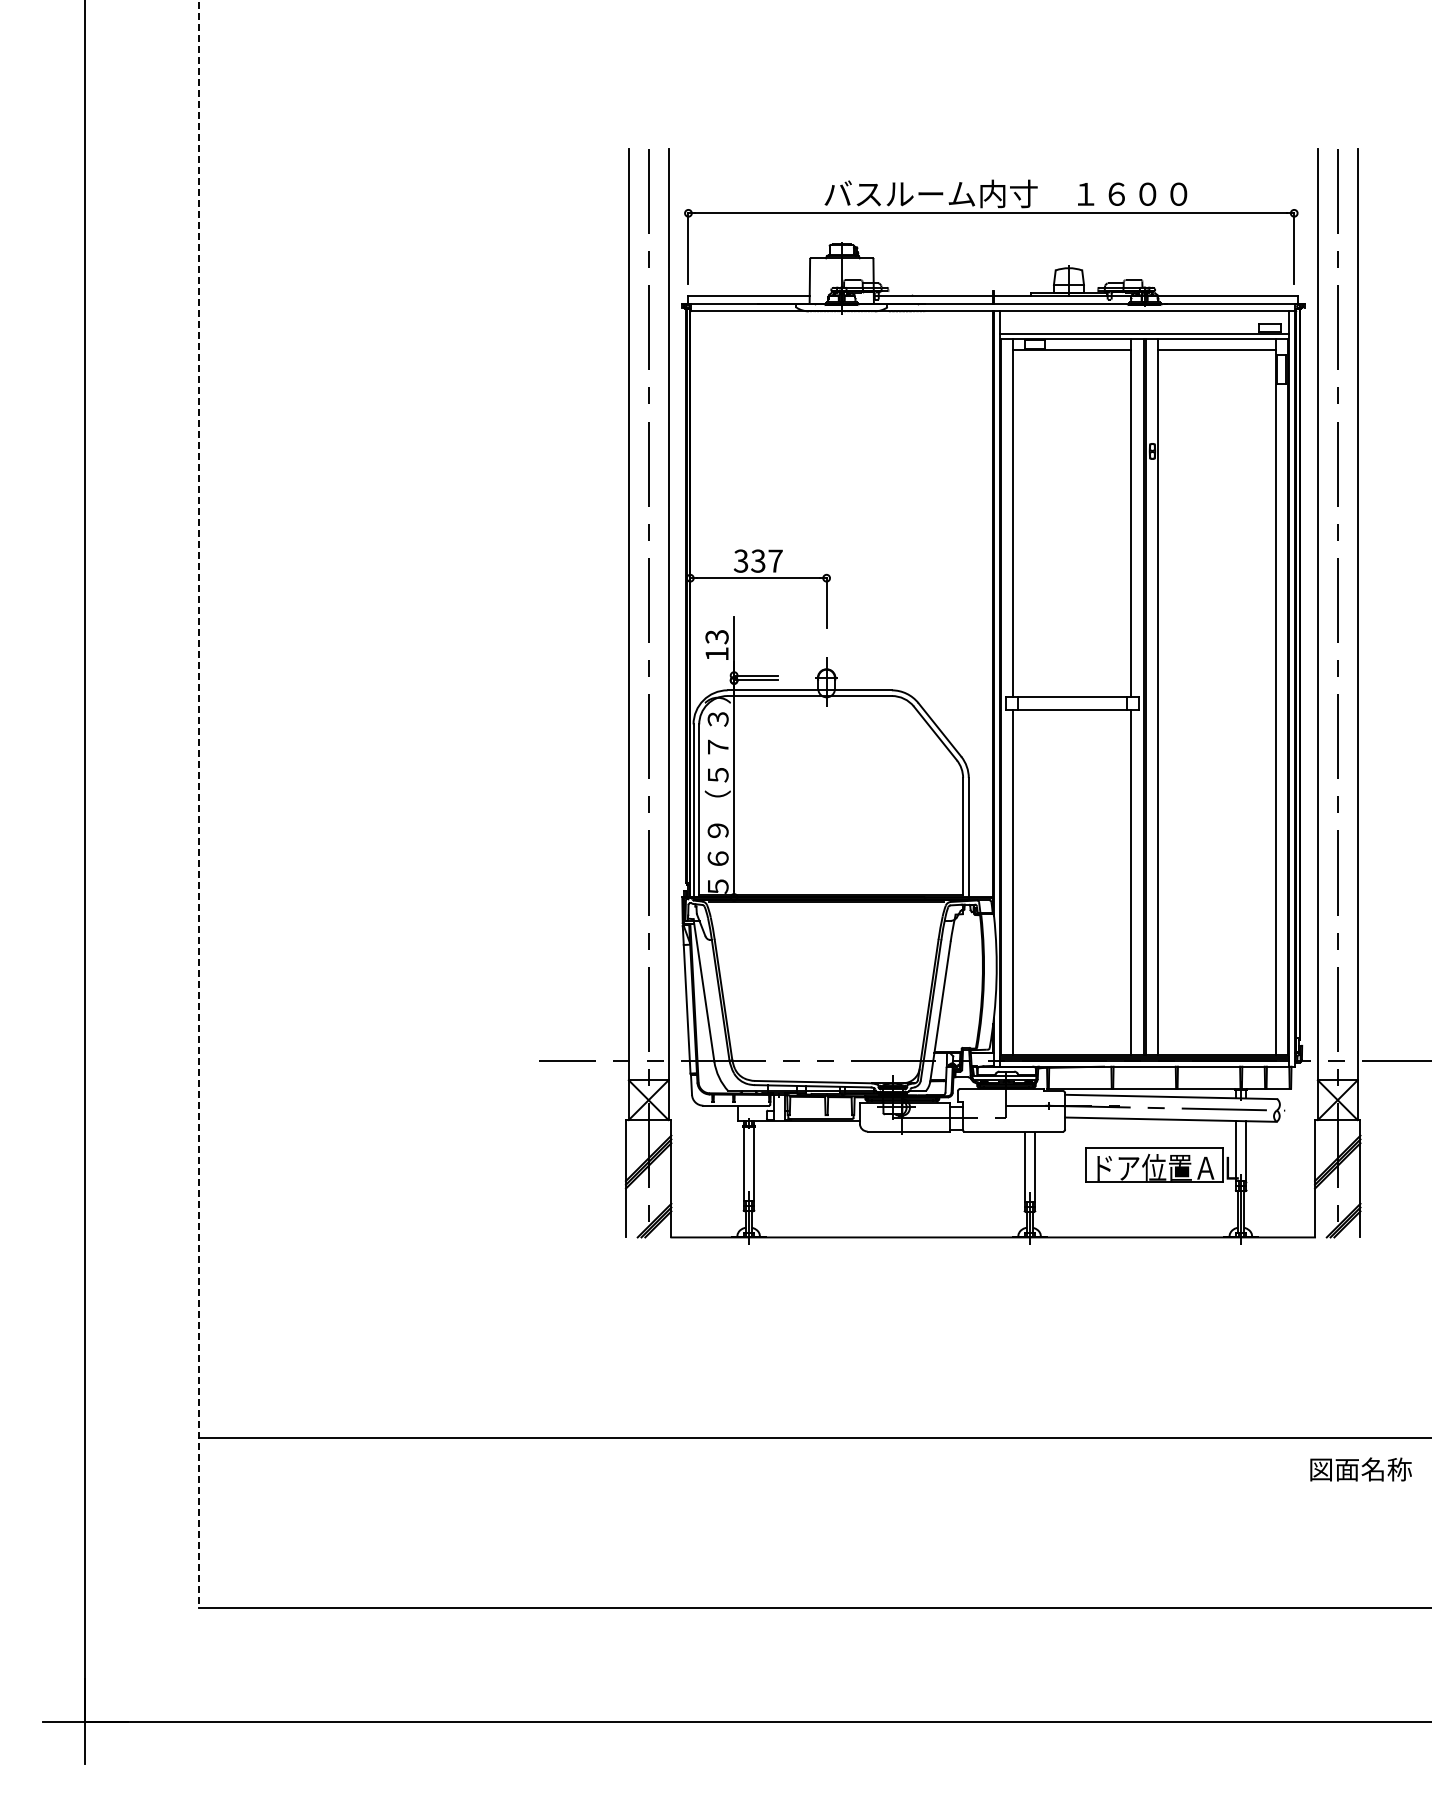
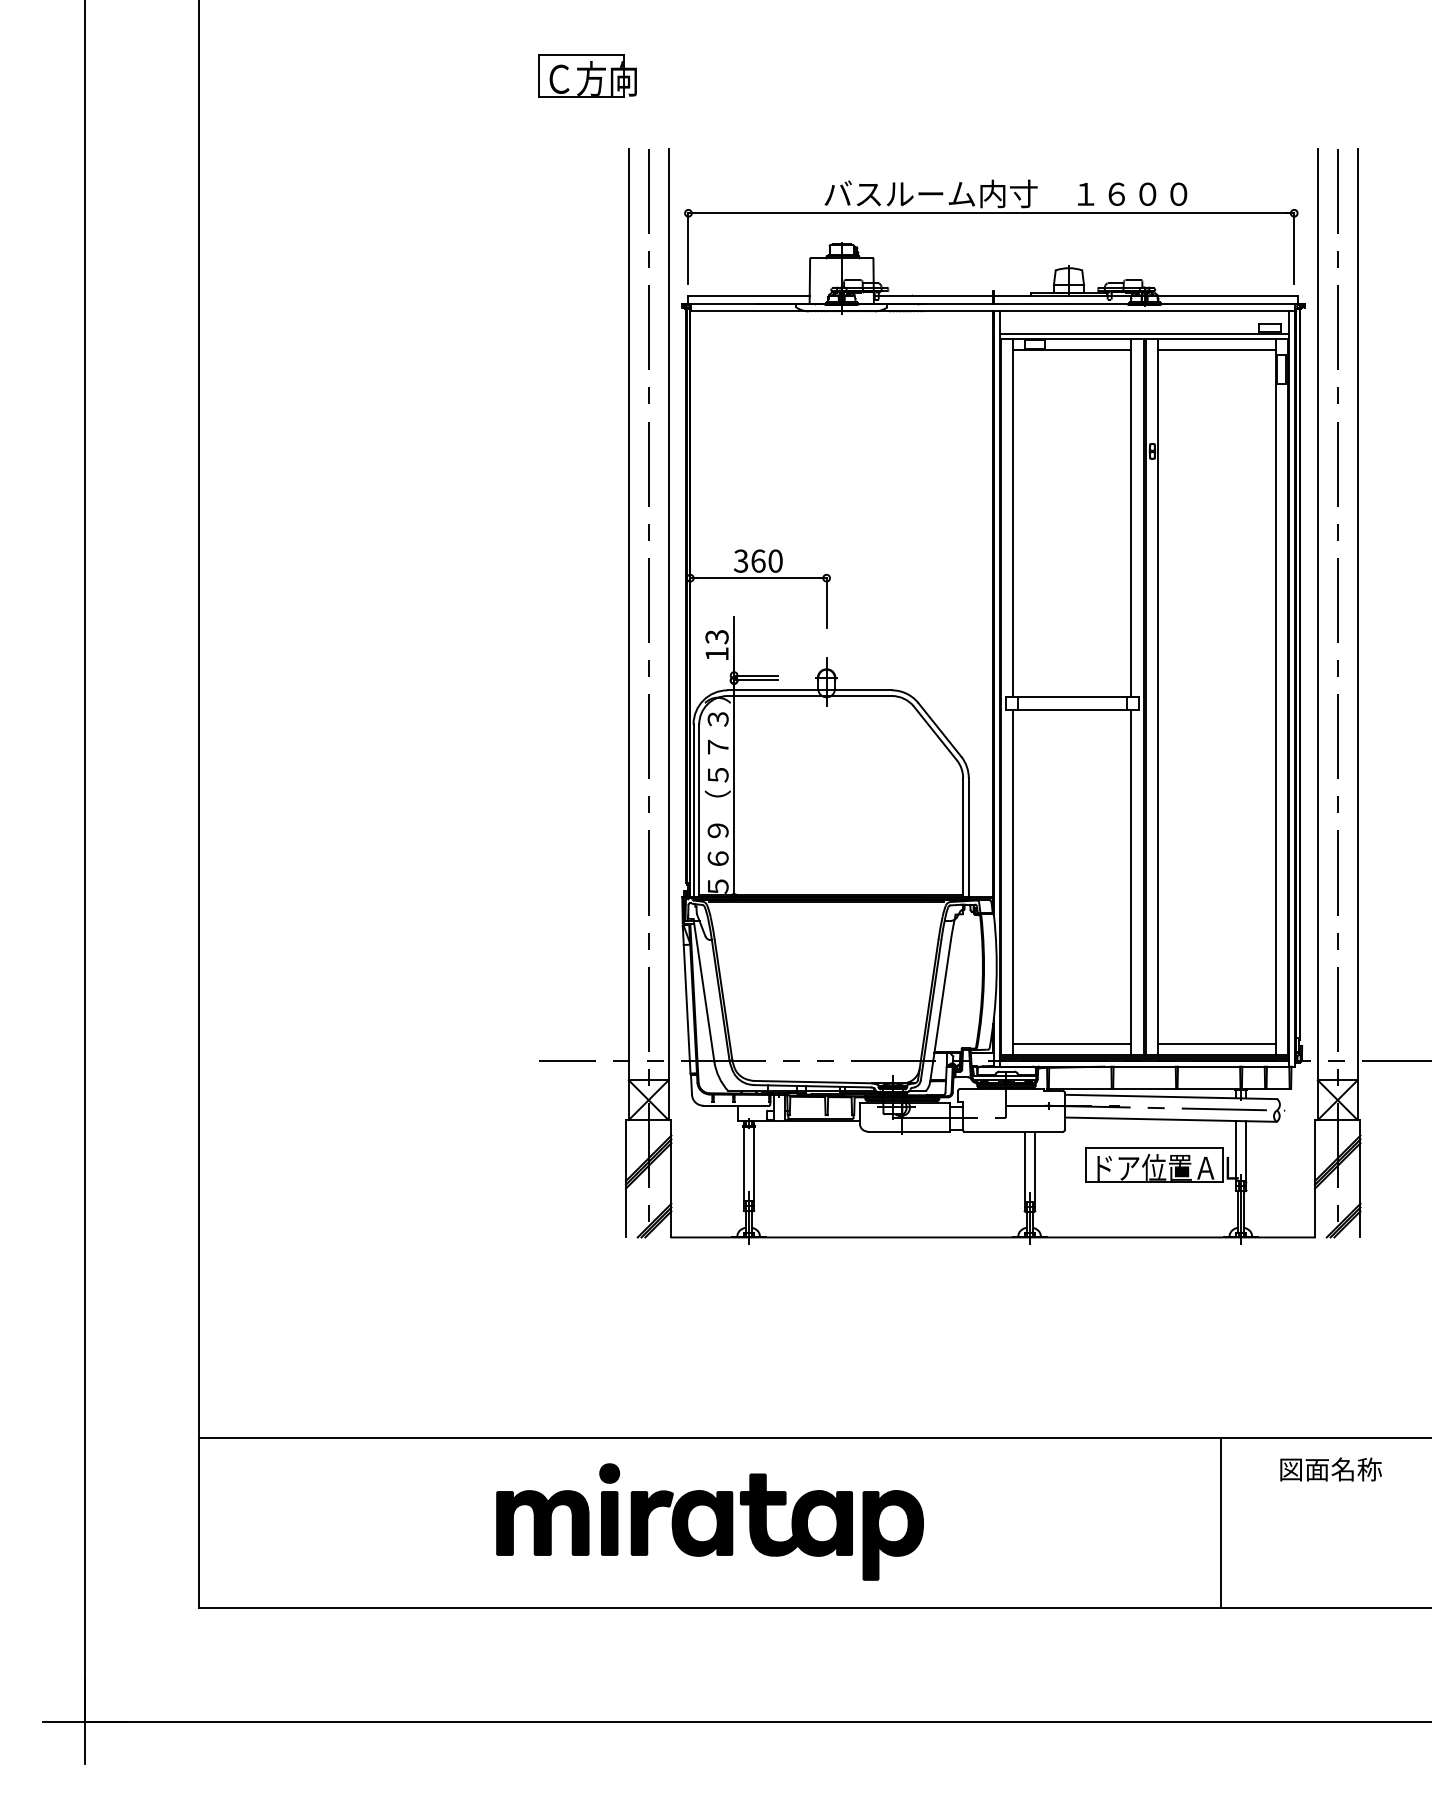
part: none -> present (587, 75)
text: 337 -> 360 (766, 560)
line: dashed -> solid (198, 804)
line: none -> present (1072, 1043)
line: none -> present (1216, 1043)
text position: (1360, 1469) -> (1330, 1469) (1330, 1469)
part: none -> present (709, 1521)
line: none -> present (1221, 1522)
